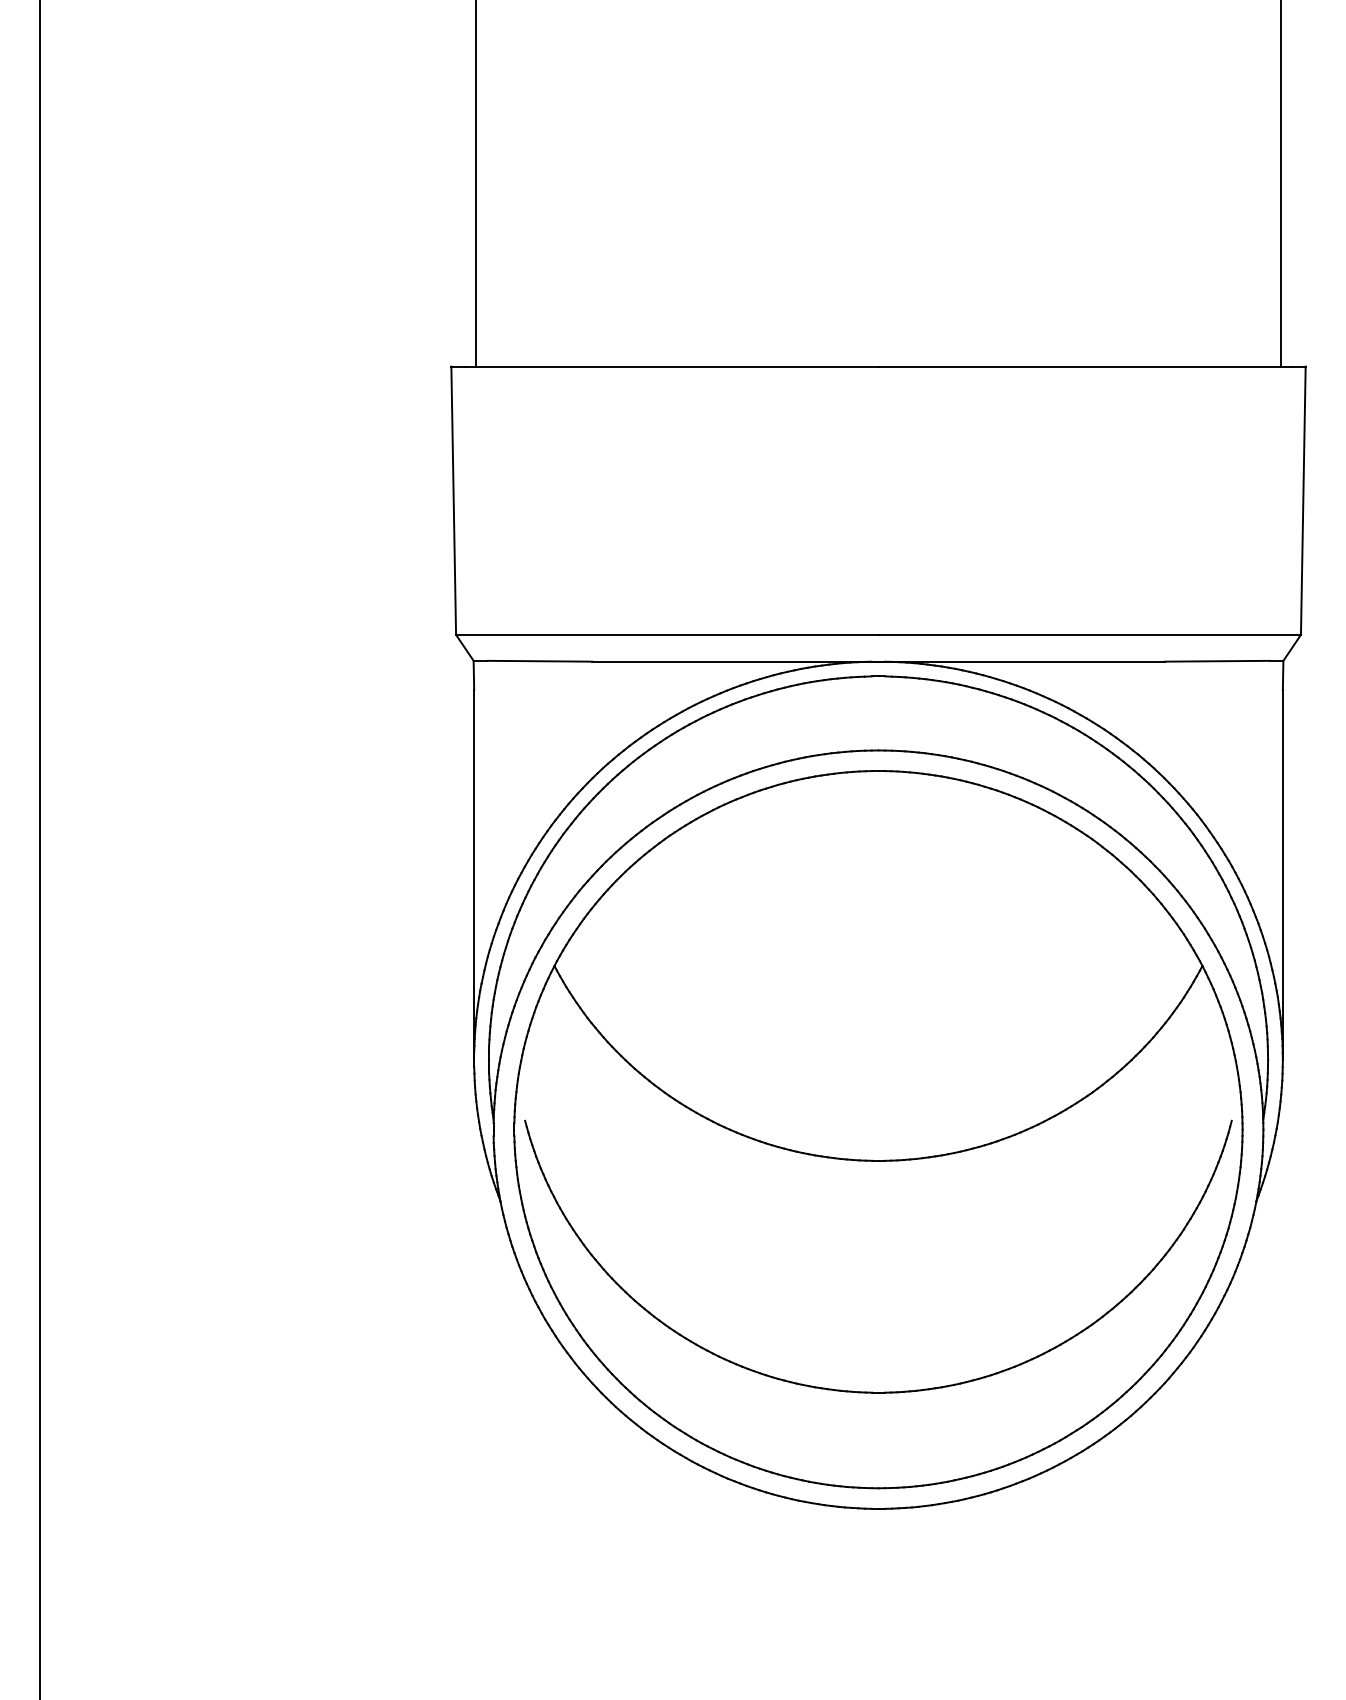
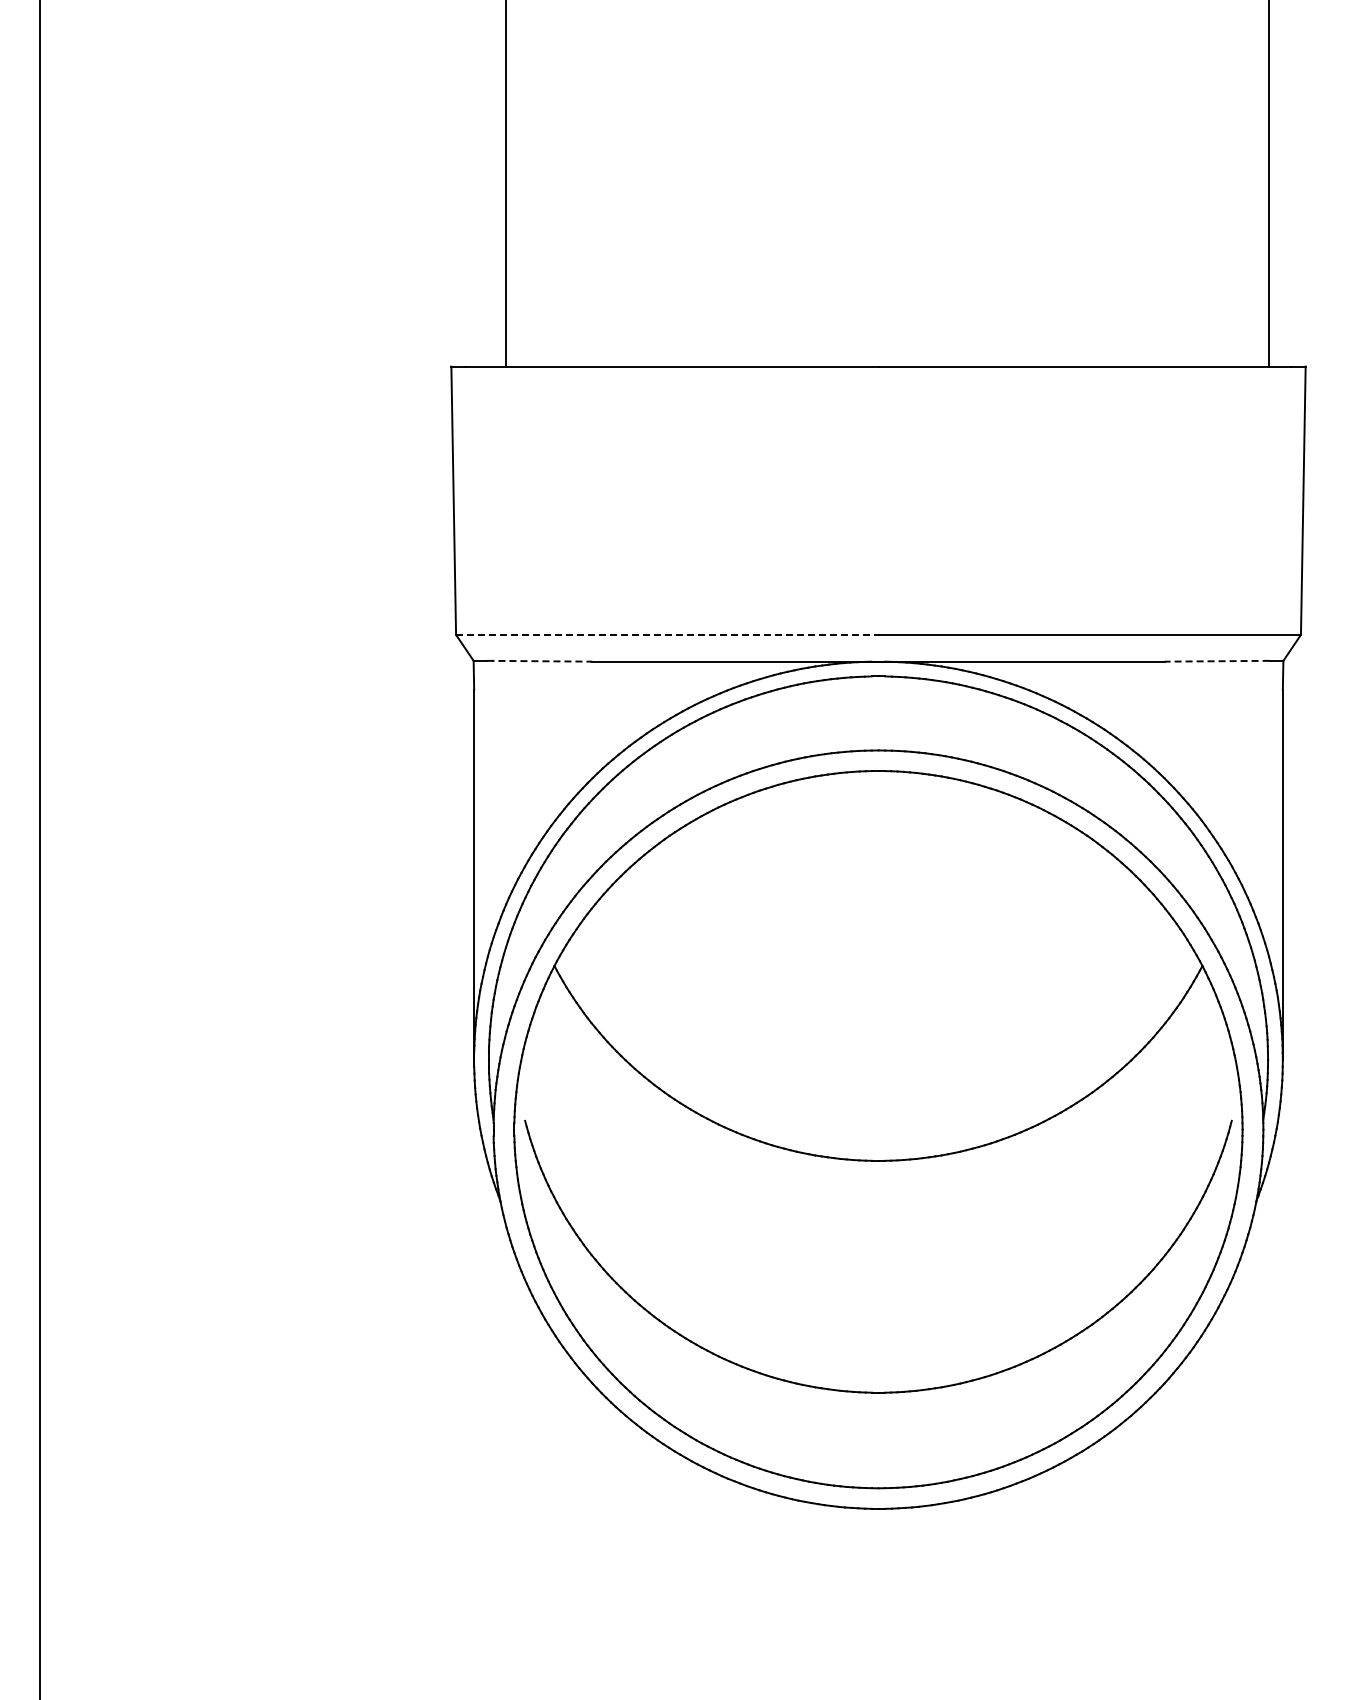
line position: (476, 184) -> (506, 184) (506, 184)
line position: (1280, 184) -> (1268, 184) (1268, 184)
line: solid -> dashed (667, 634)
line: solid -> dashed (540, 661)
line: solid -> dashed (1216, 661)
